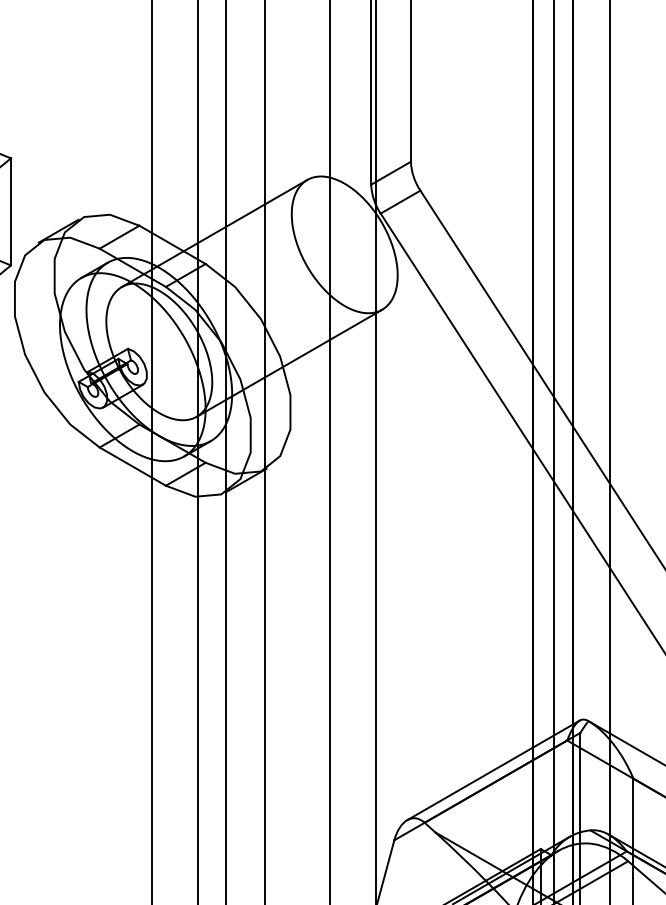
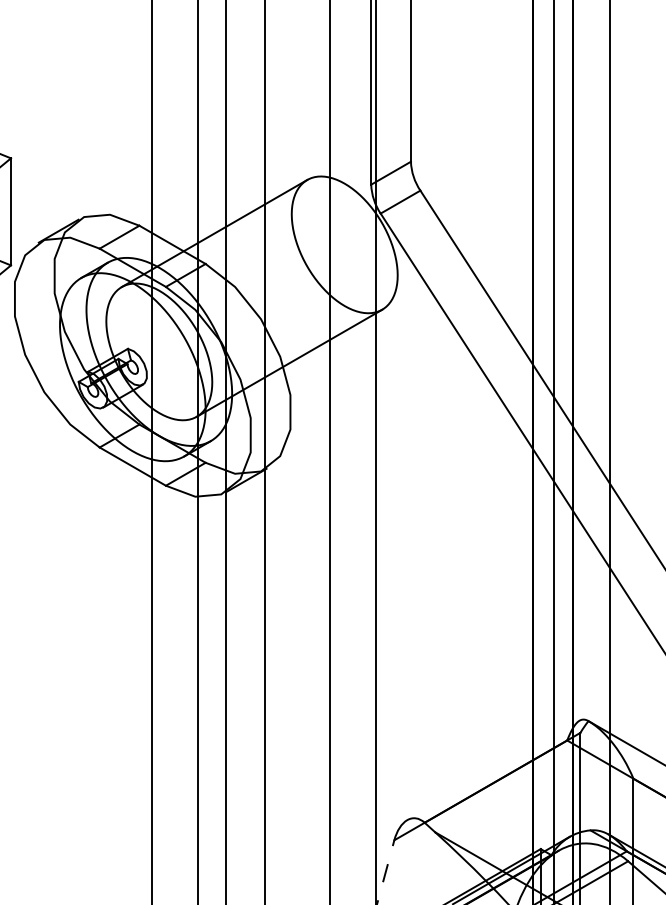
line: present -> none (493, 770)
line: solid -> dashed (385, 872)
